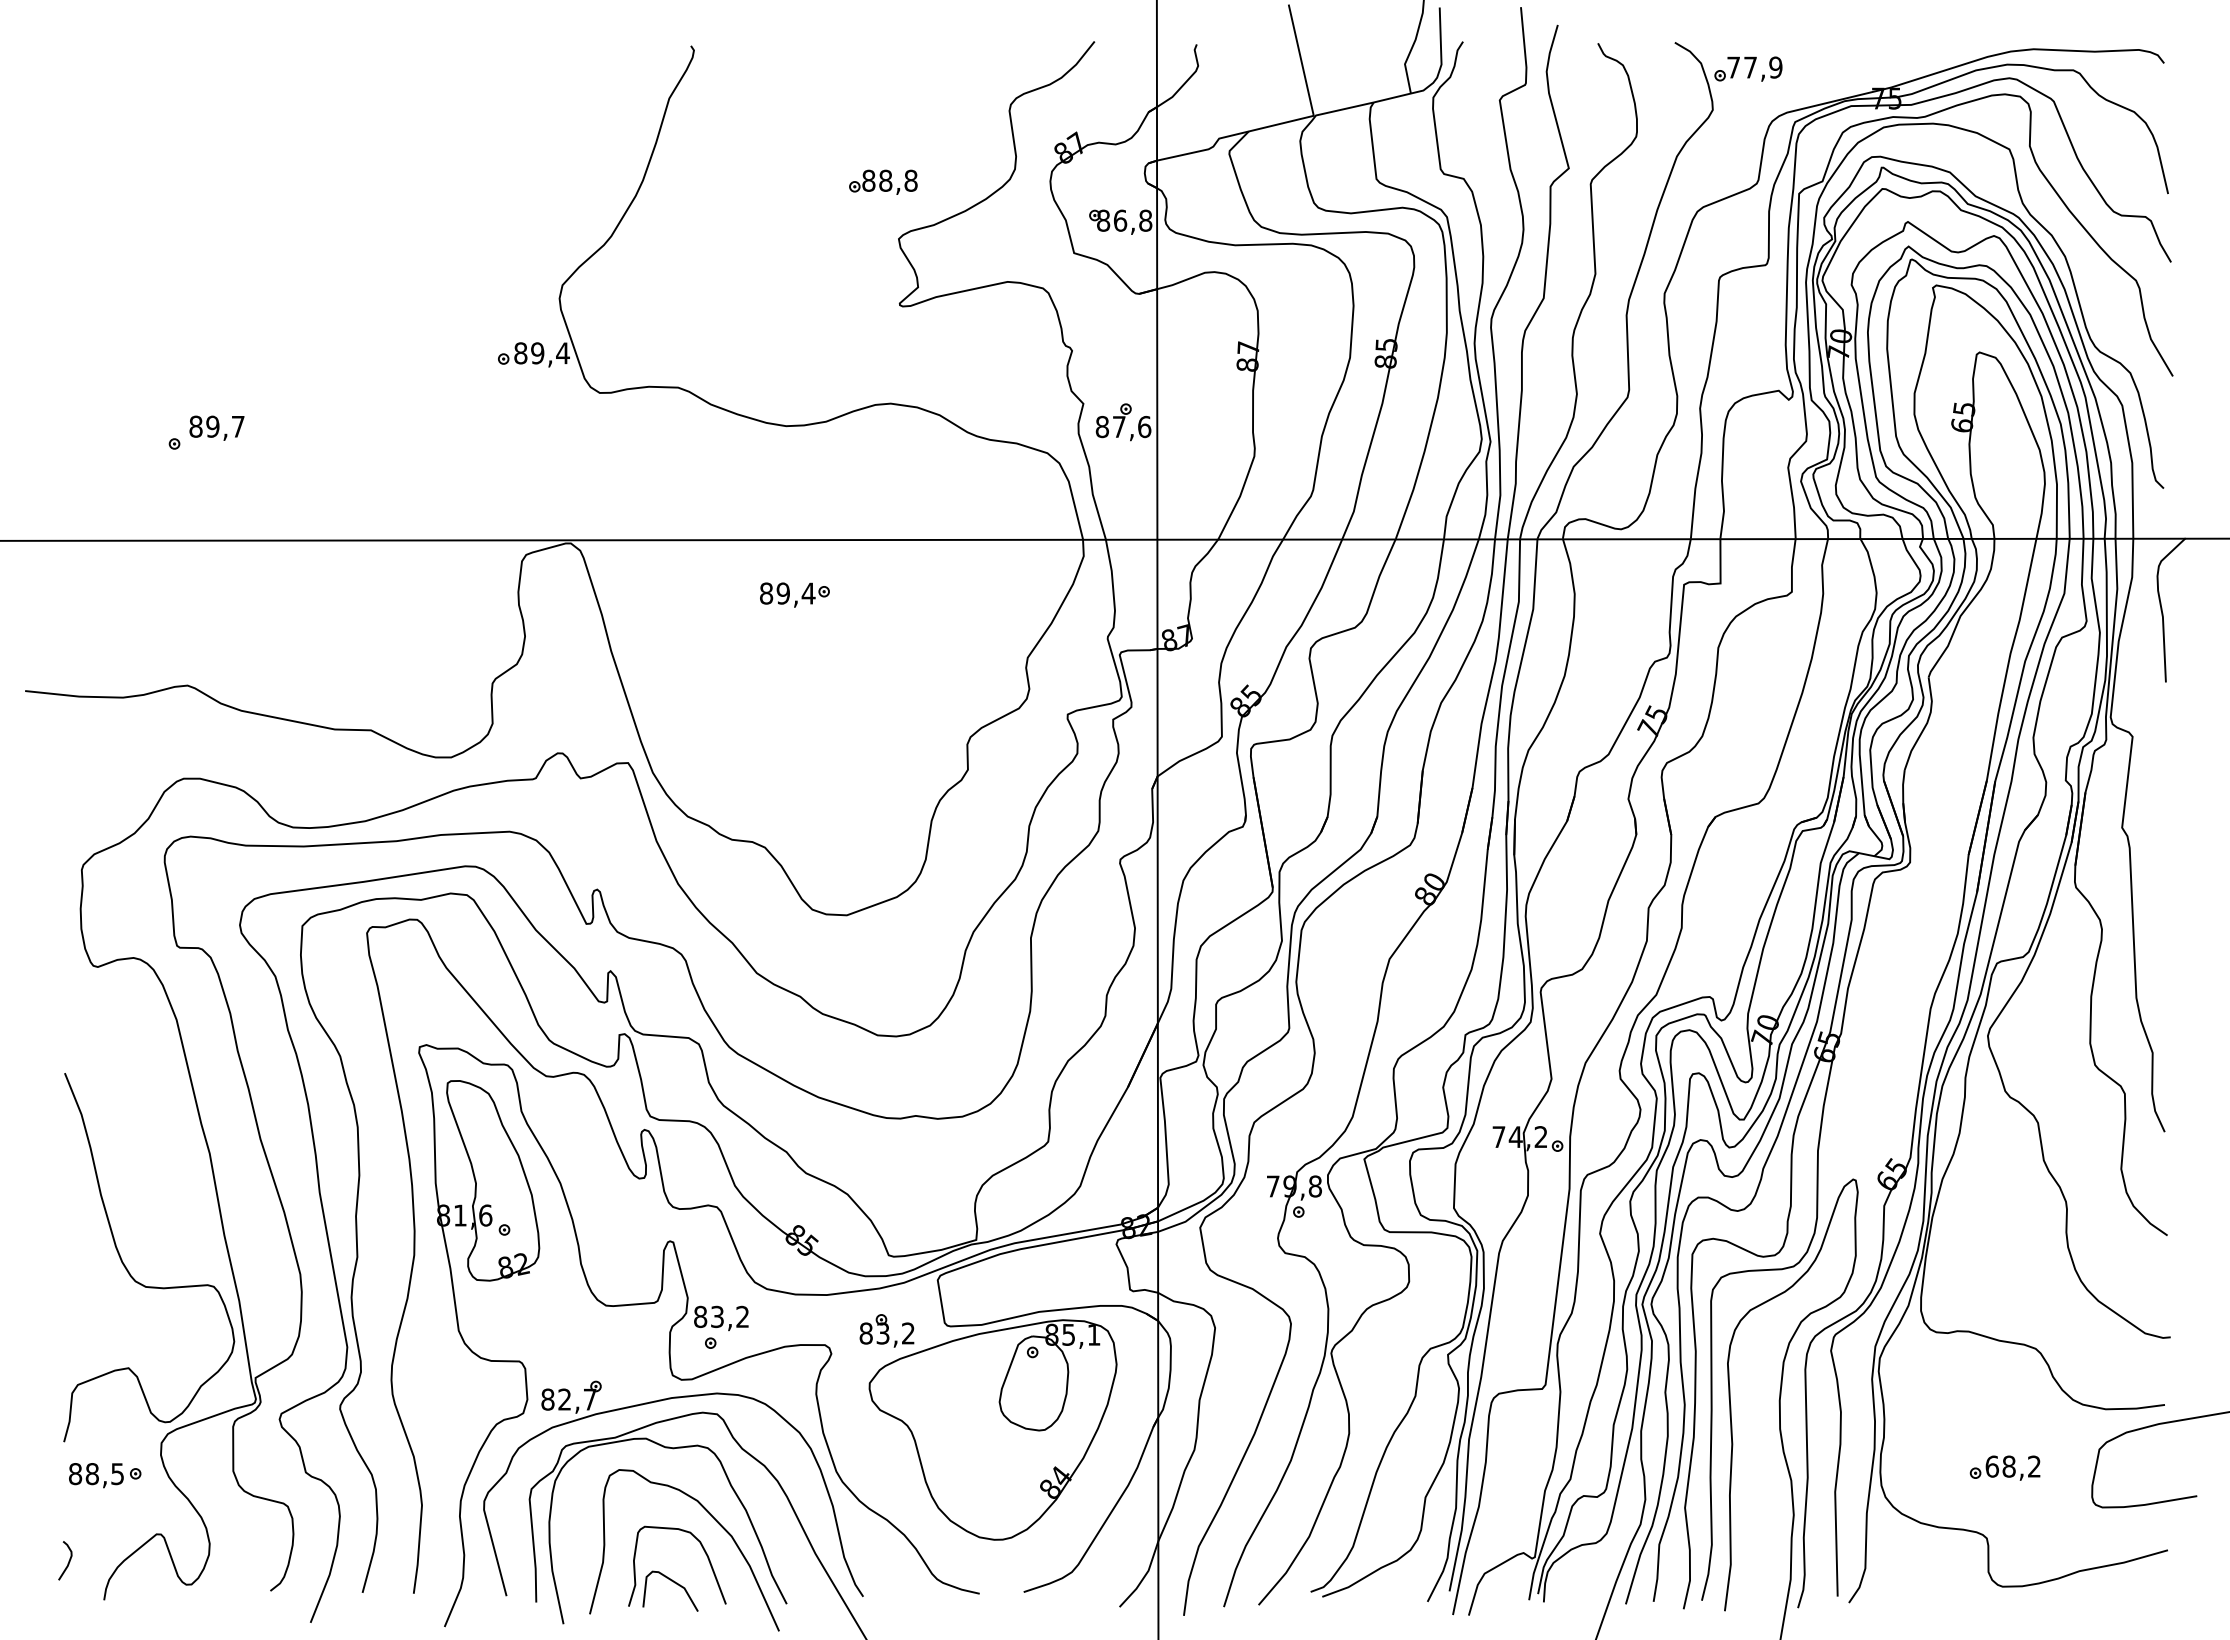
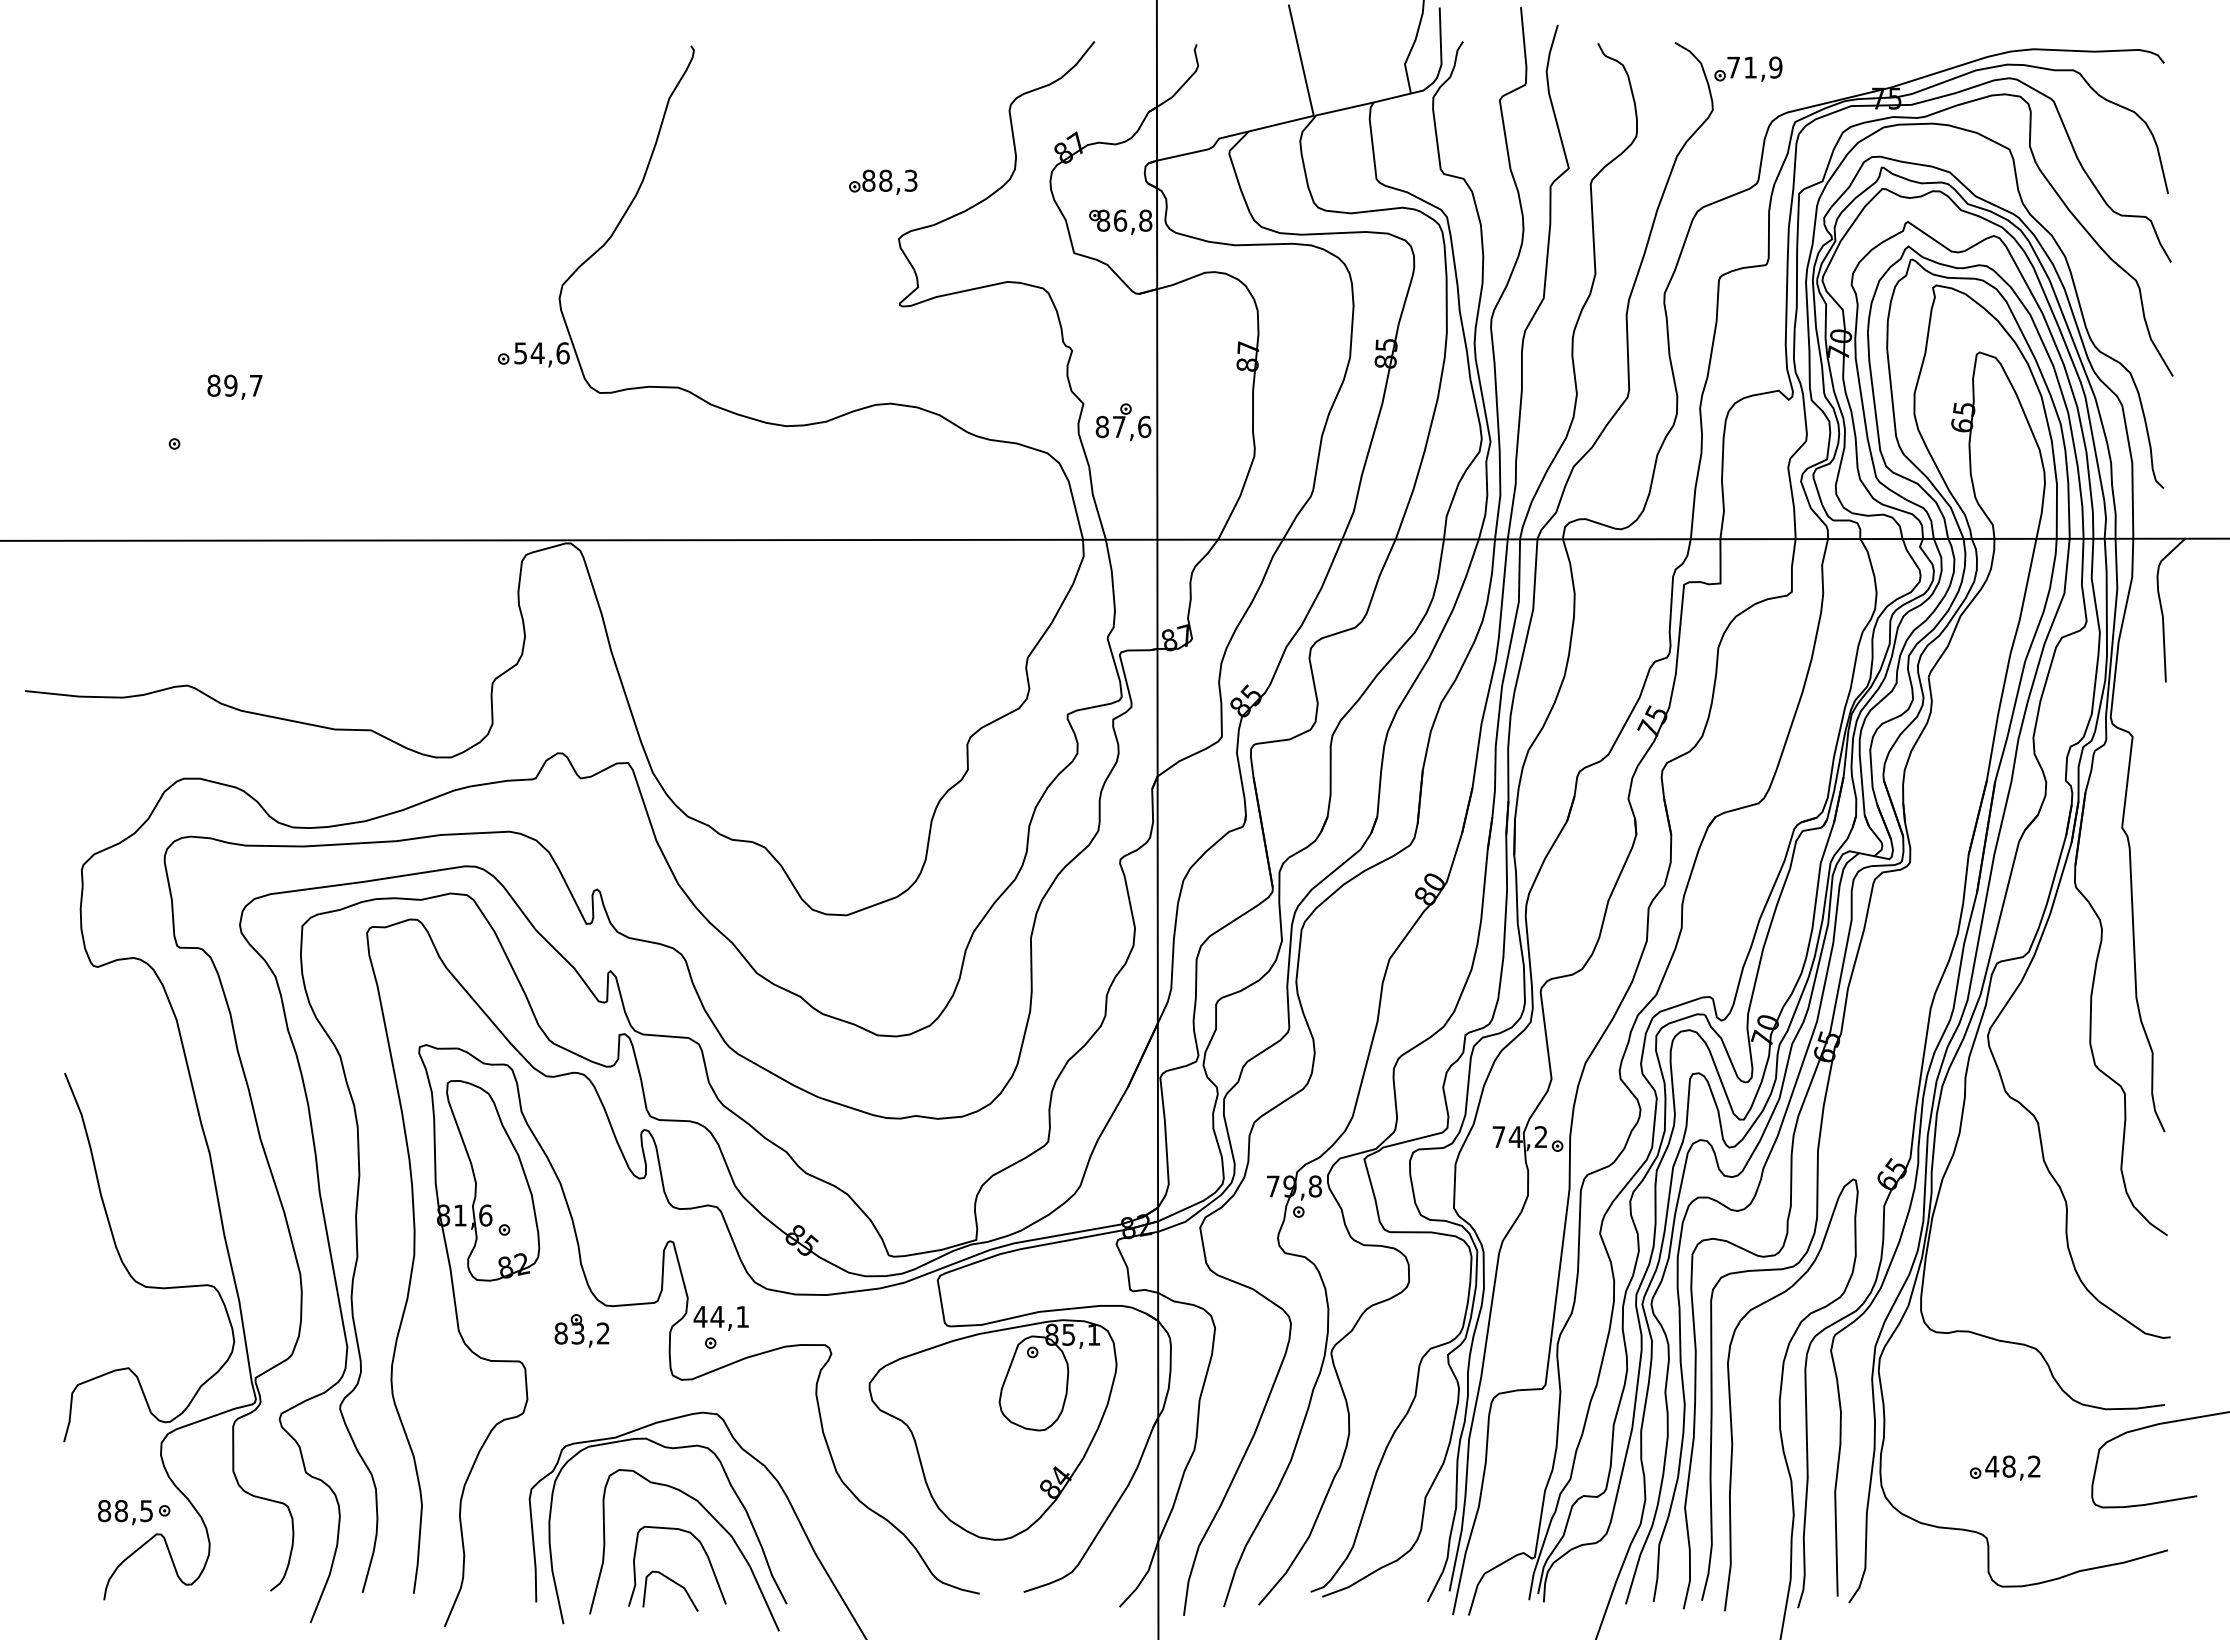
text: 77,9 -> 71,9 (1750, 67)
text: 88,8 -> 88,3 (910, 180)
text: 89,4 -> 54,6 (541, 353)
text position: (216, 427) -> (234, 386) (234, 386)
part: present -> none (794, 594)
text: 83,2 -> 44,1 (720, 1316)
part position: (886, 1330) -> (581, 1330) (581, 1330)
part: present -> none (652, 1403)
text: 68,2 -> 48,2 (1992, 1466)
part position: (105, 1475) -> (134, 1512) (134, 1512)
curve: present -> none (68, 1560)
